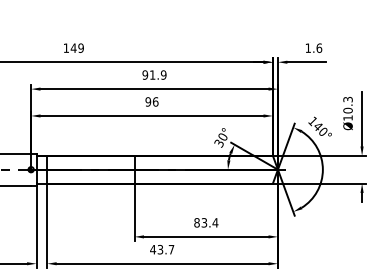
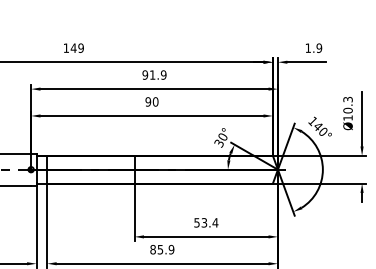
text: 1.6 -> 1.9 (319, 47)
text: 96 -> 90 (155, 101)
text: 83.4 -> 53.4 (196, 222)
text: 43.7 -> 85.9 (162, 249)
